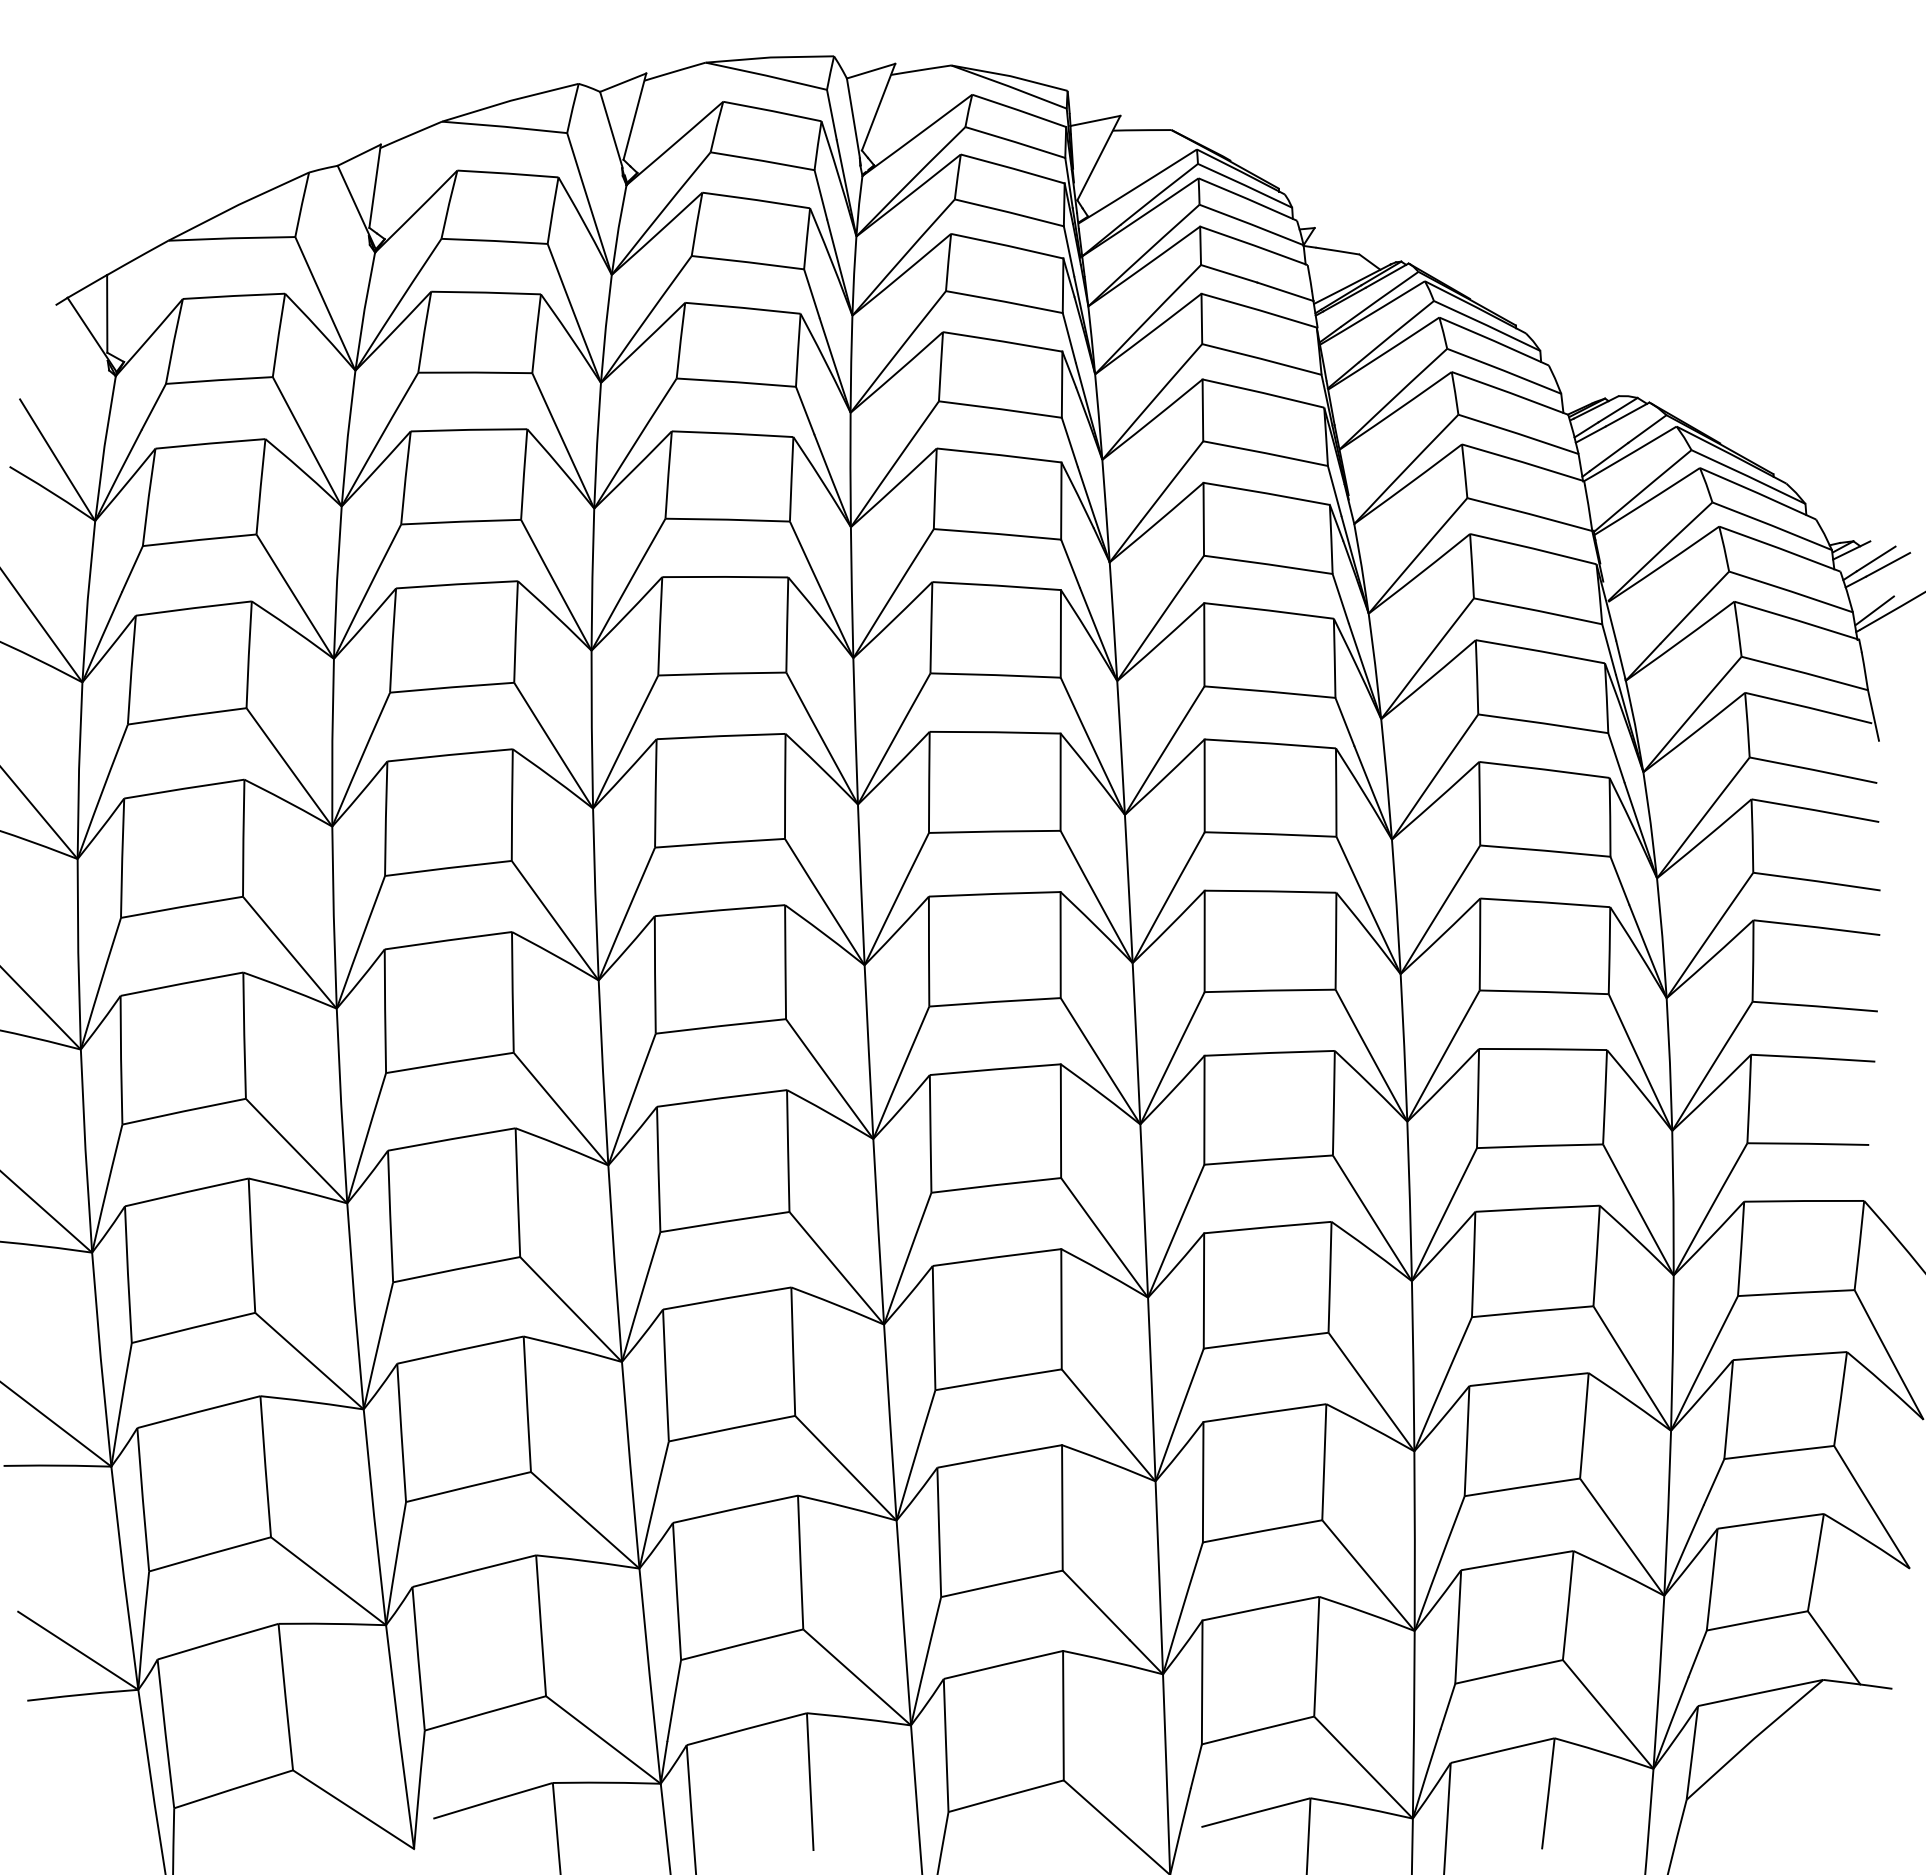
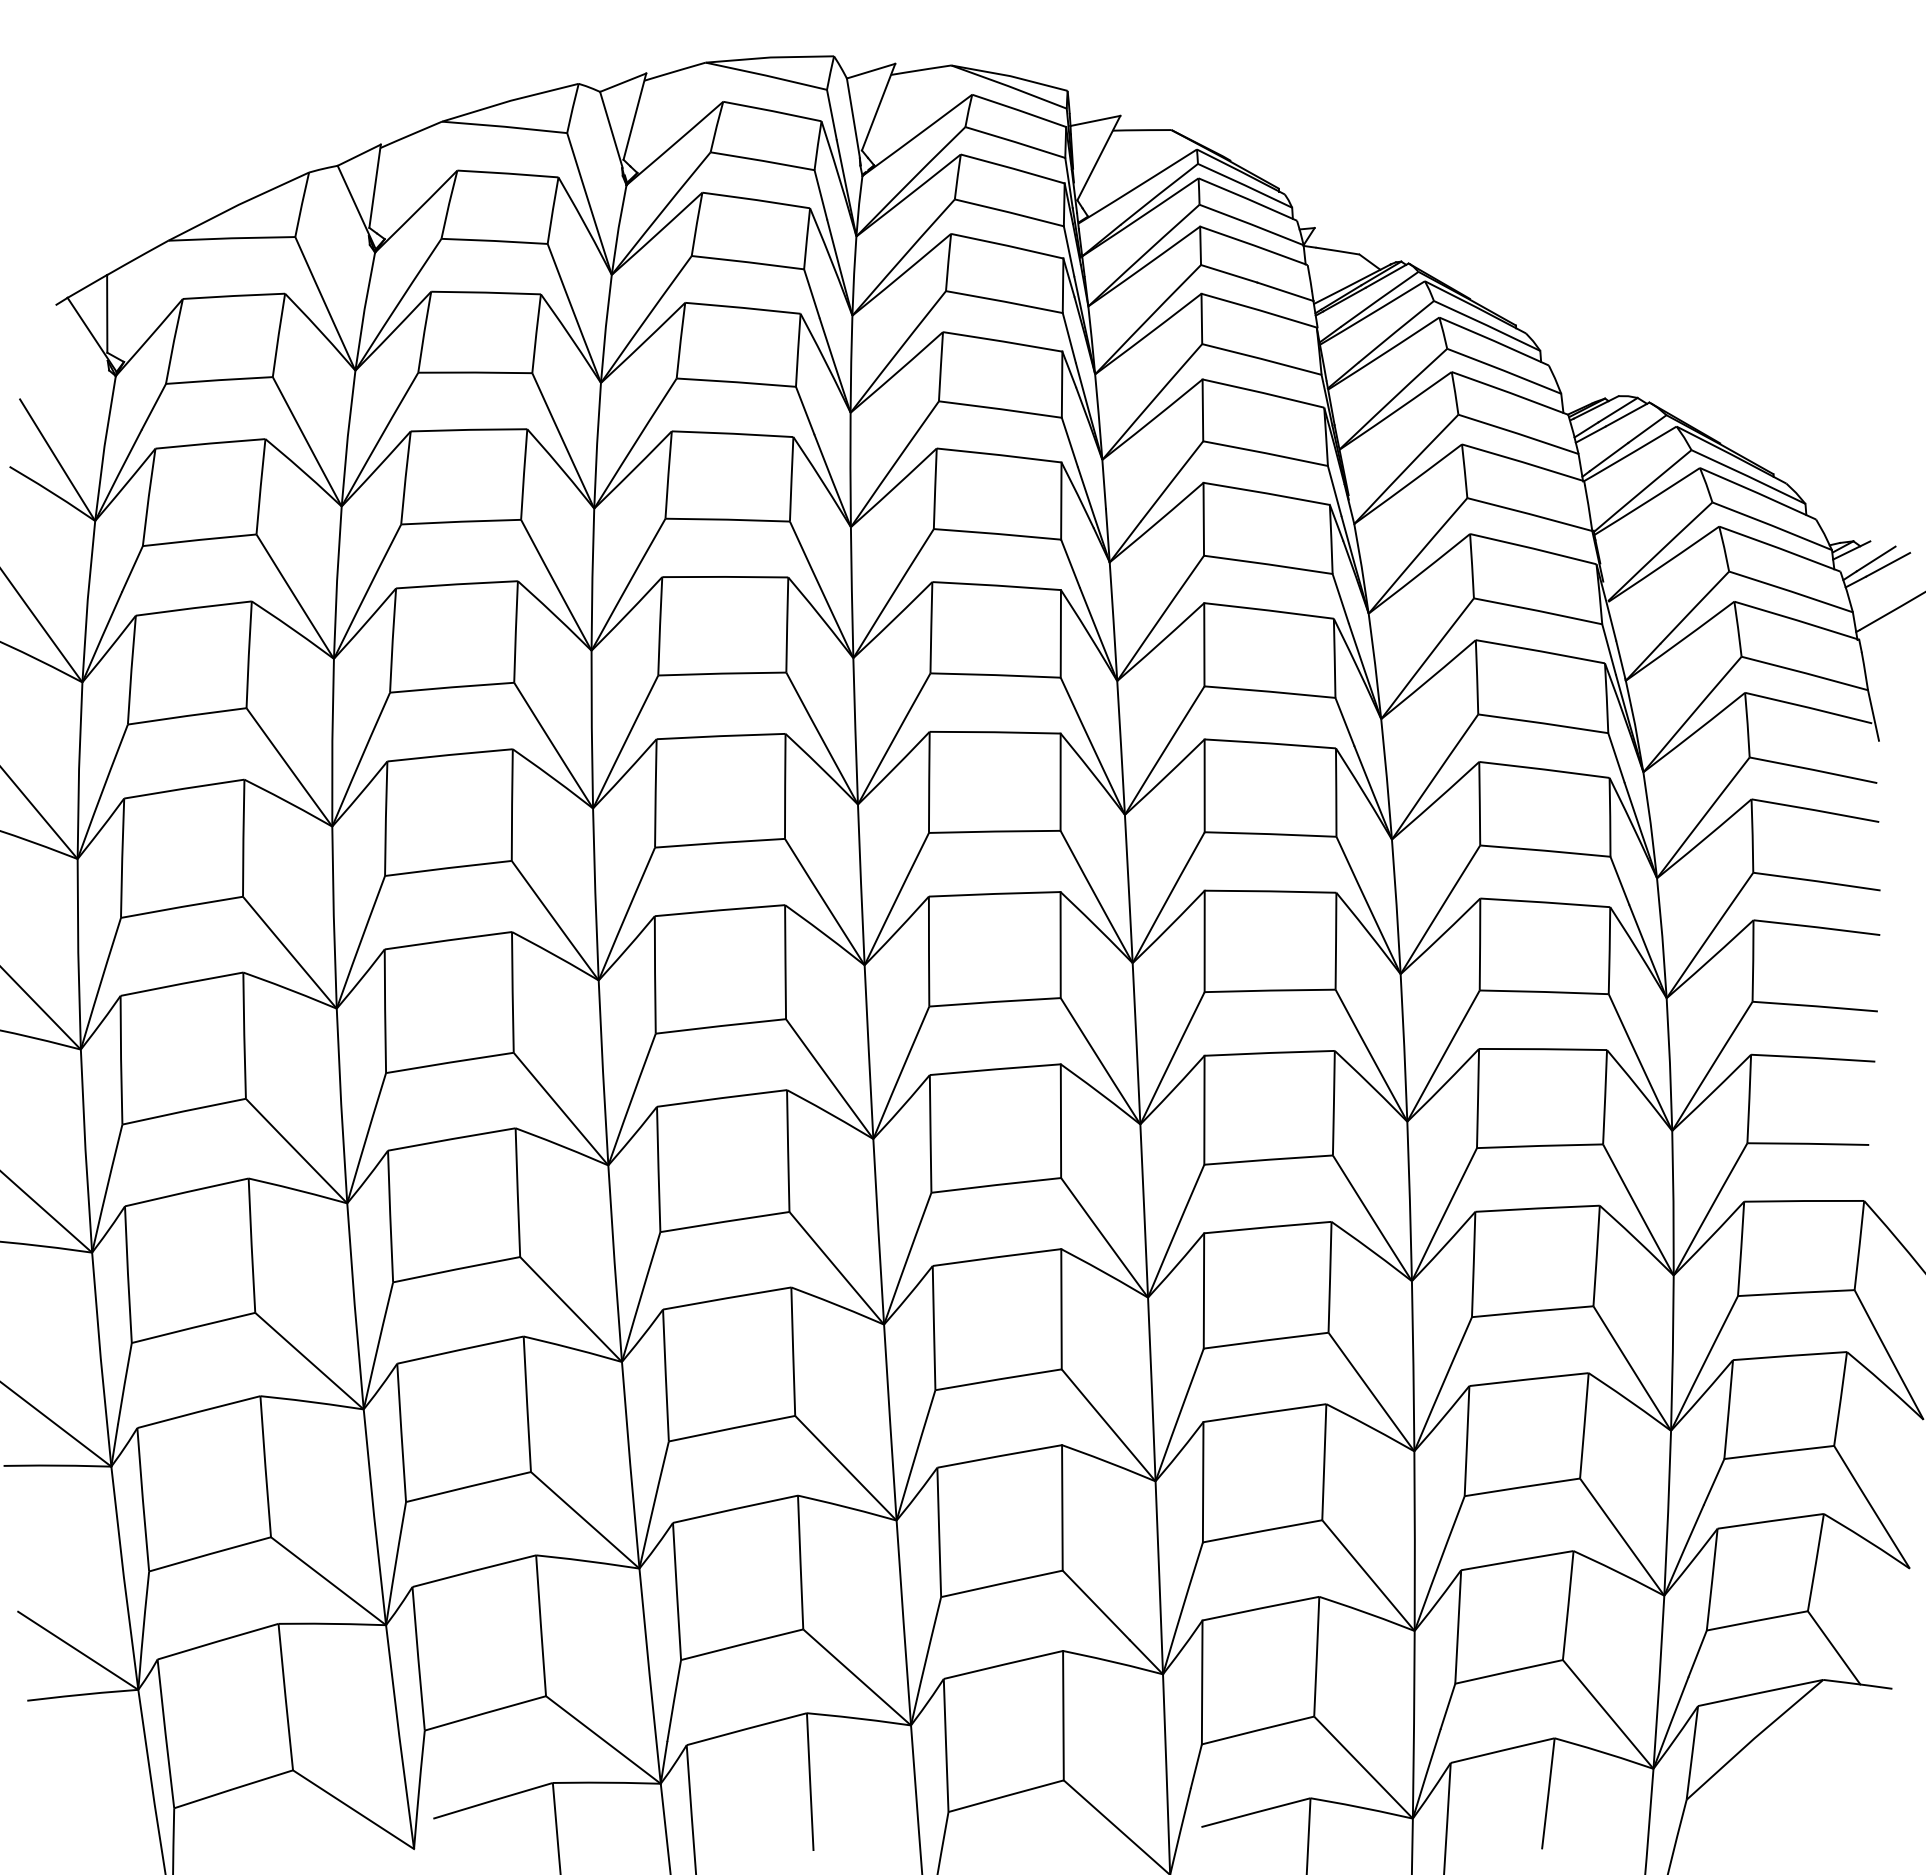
line: present -> none (1874, 610)
